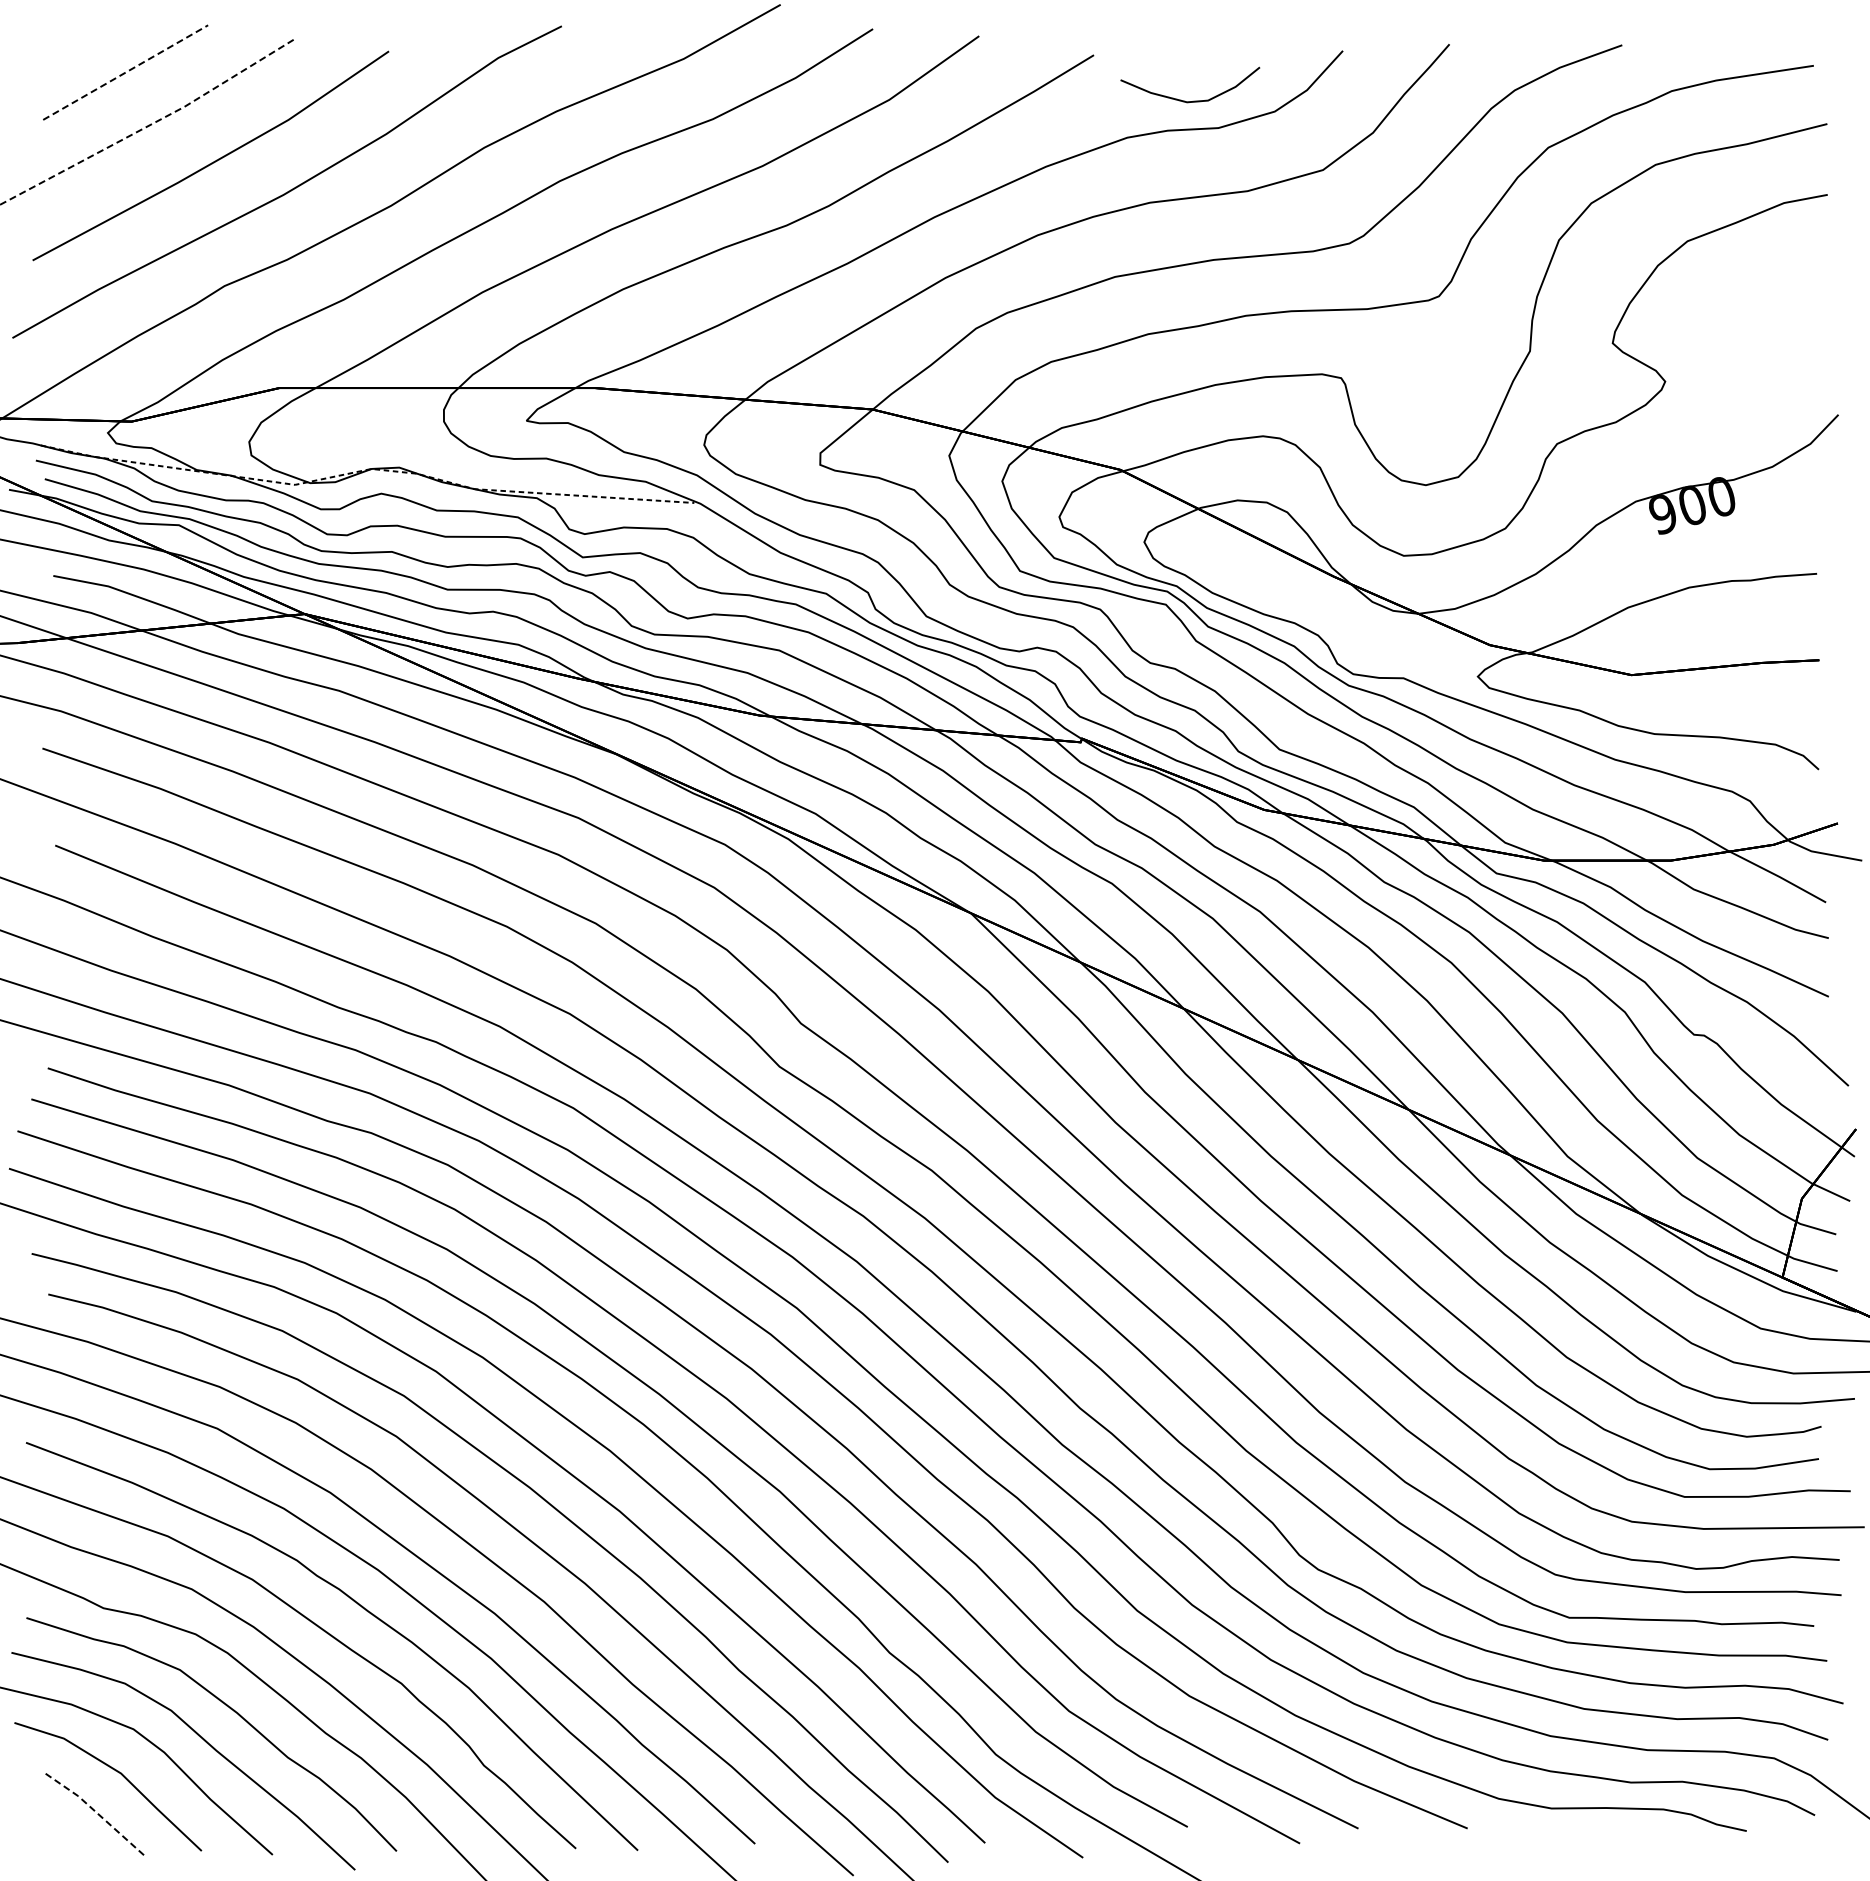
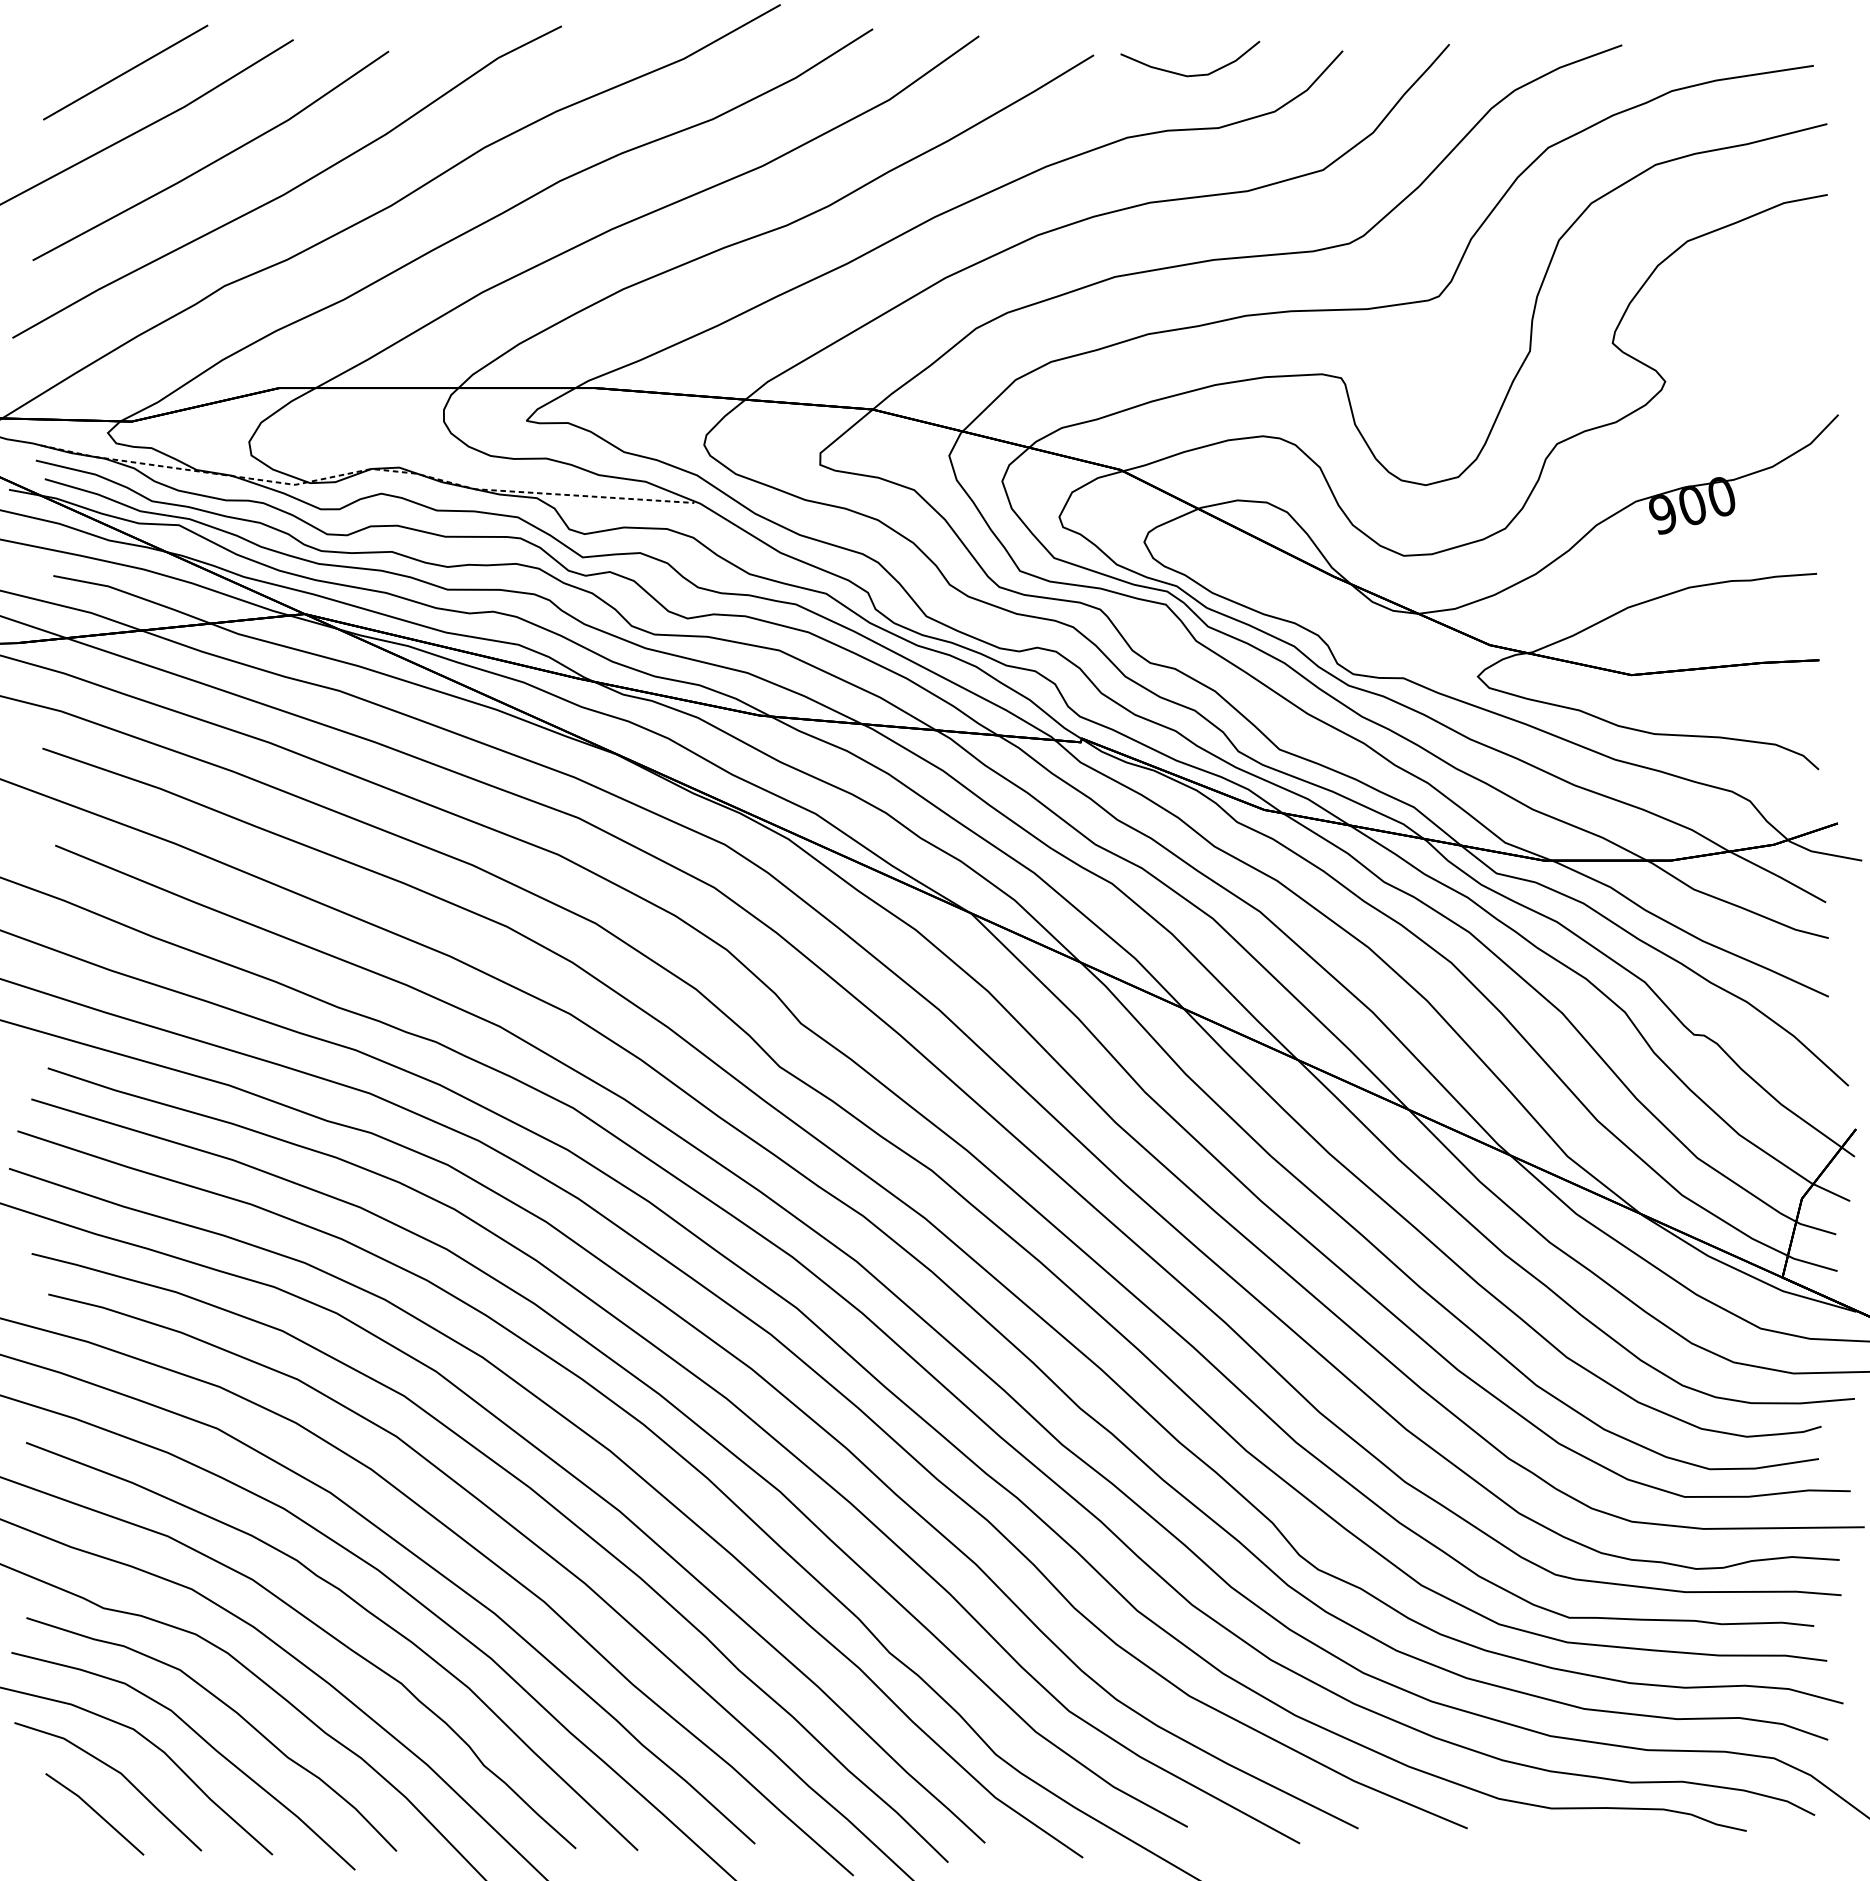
line: dashed -> solid (126, 72)
curve position: (1193, 100) -> (1193, 74) (1193, 74)
line: dashed -> solid (149, 125)
line: dashed -> solid (95, 1812)
